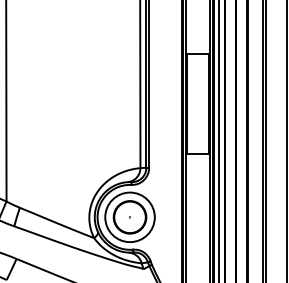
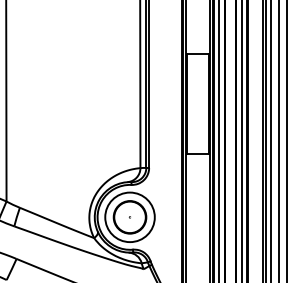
line: none -> present (241, 140)
line: none -> present (270, 140)
line: none -> present (279, 140)
